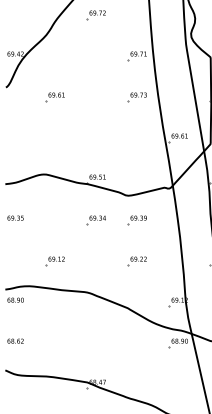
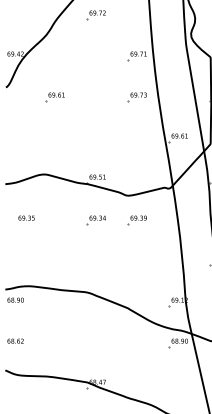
text position: (15, 217) -> (26, 217) (26, 217)
part: present -> none (54, 261)
part: present -> none (136, 261)
